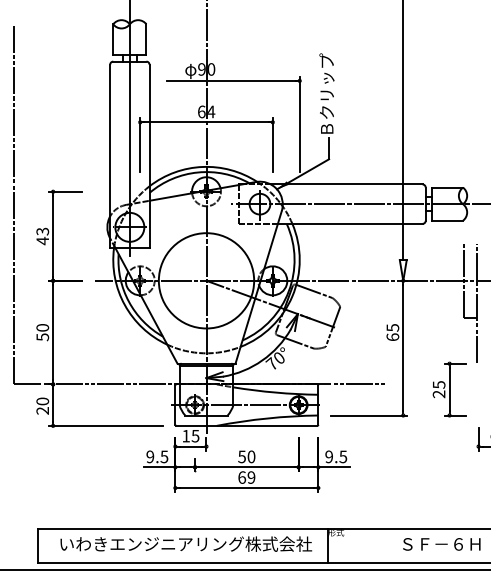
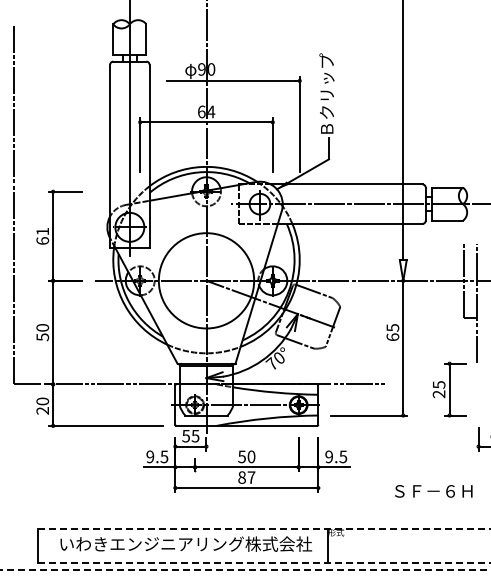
text: 43 -> 61 (42, 236)
text: 15 -> 55 (185, 436)
text: 69 -> 87 (246, 477)
line: solid -> dashed (264, 529)
text position: (441, 544) -> (433, 491) (433, 491)
line: solid -> dashed (264, 562)
line: solid -> dashed (245, 569)
